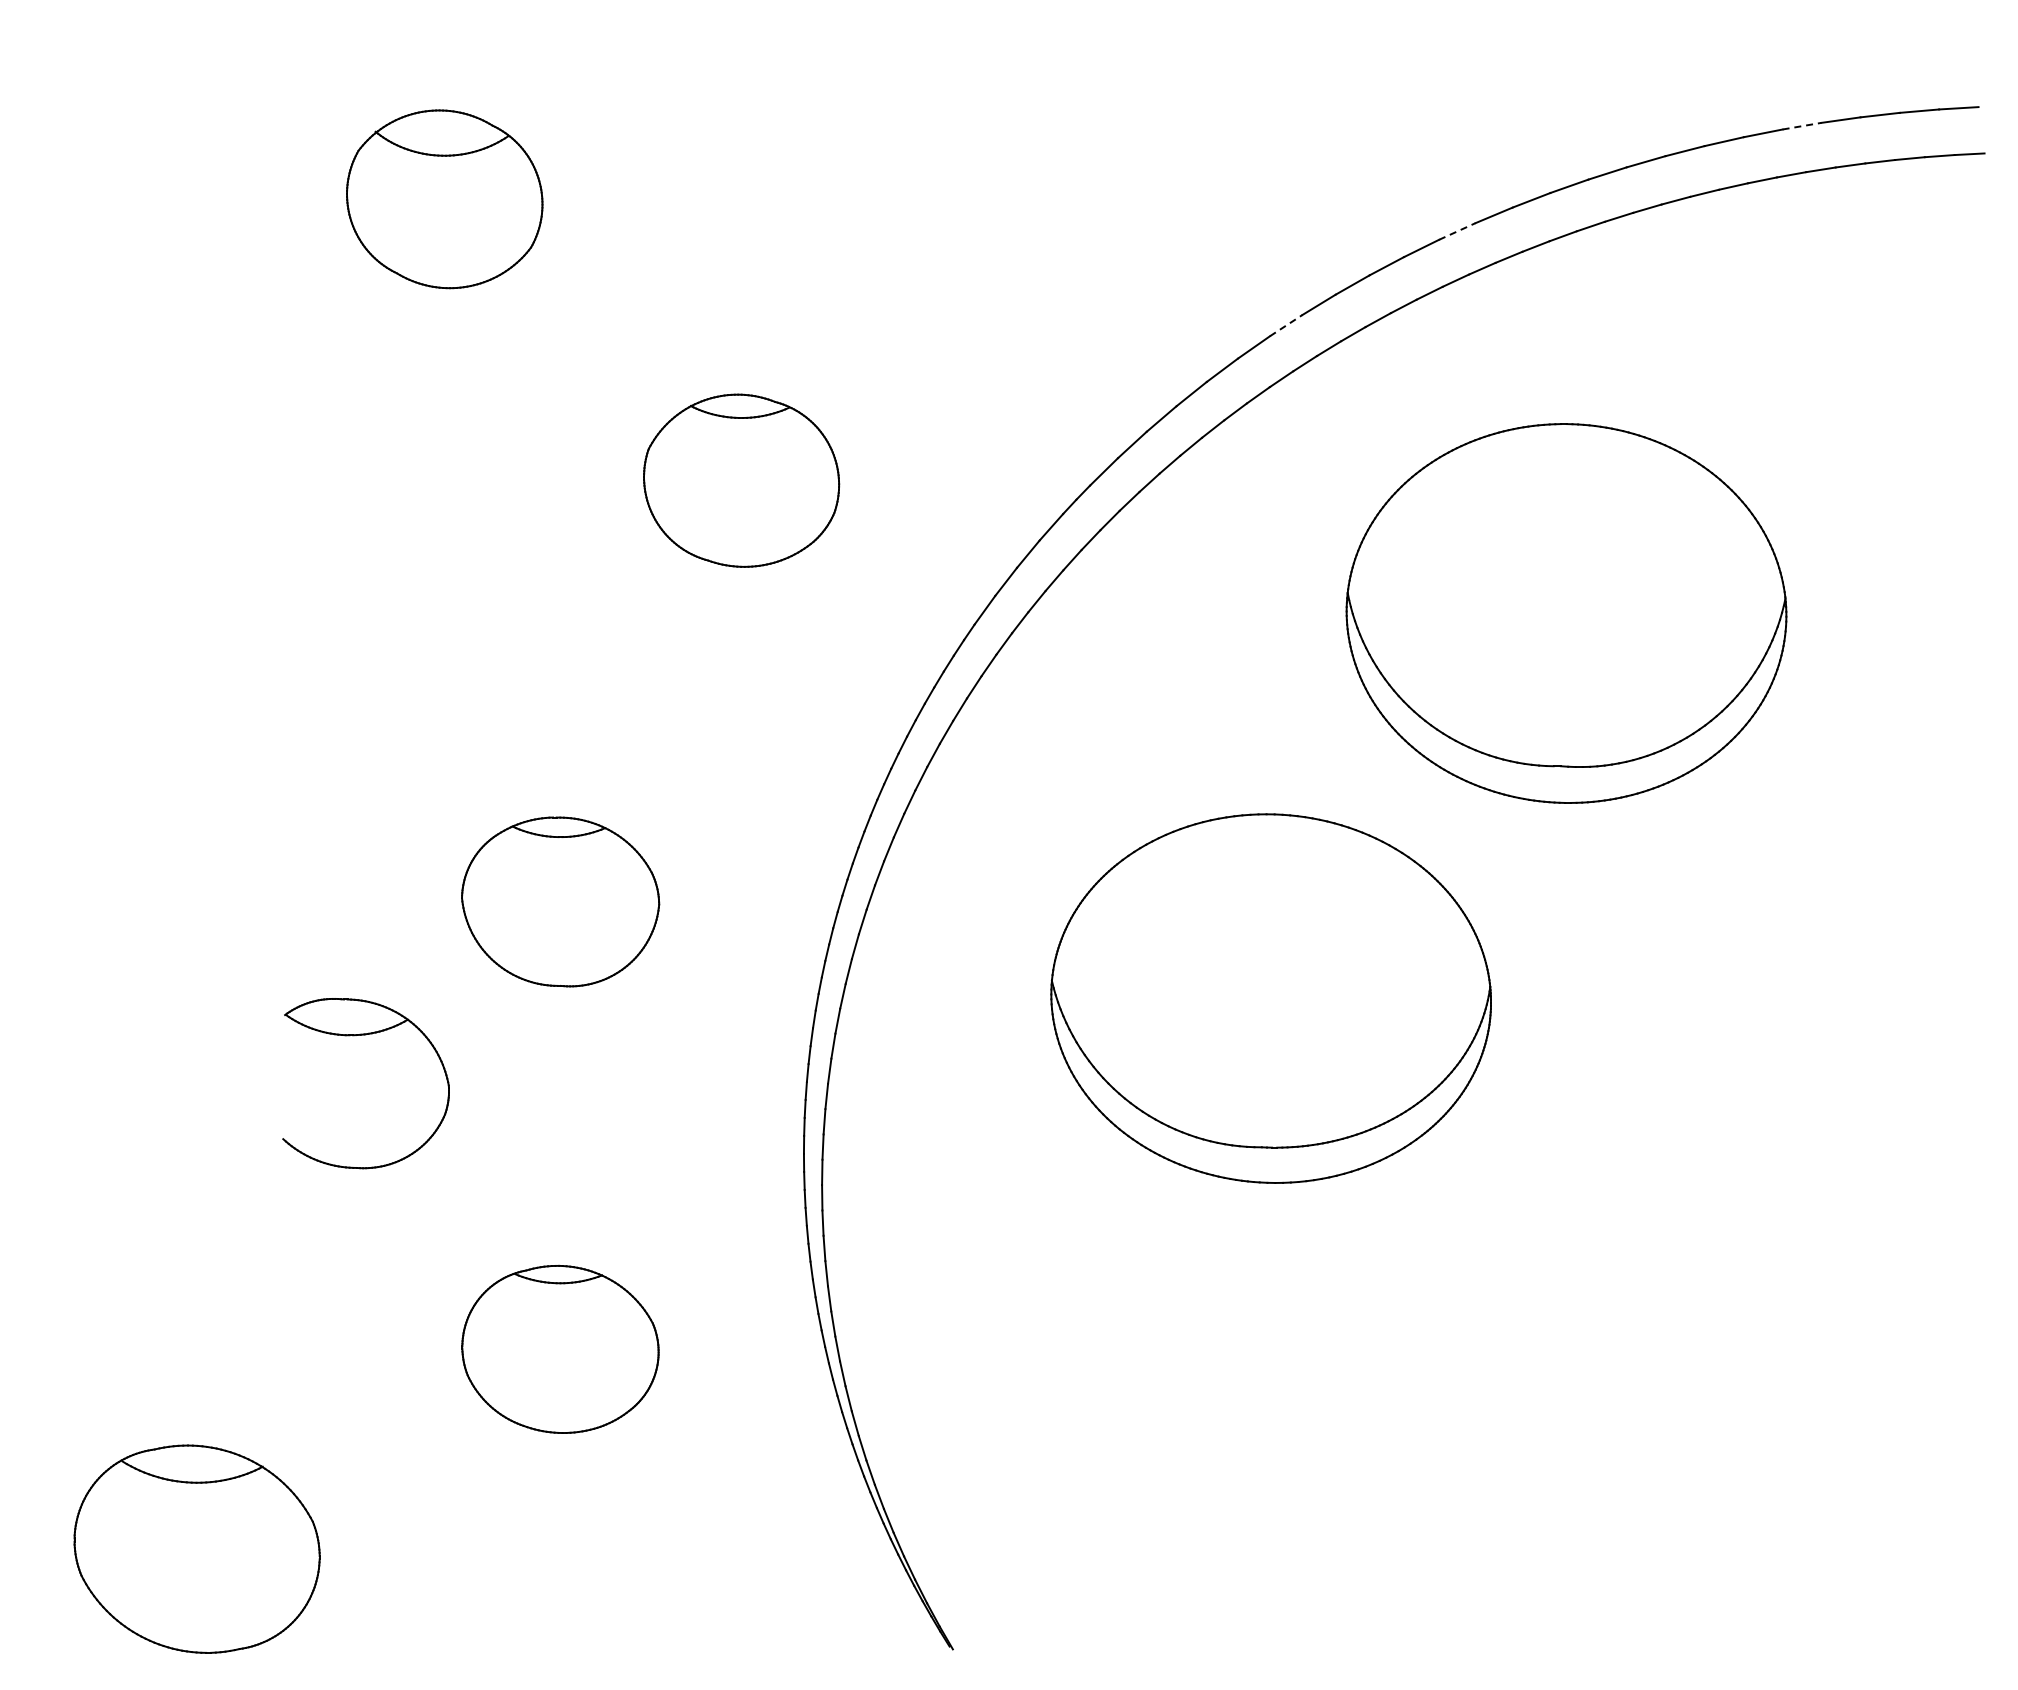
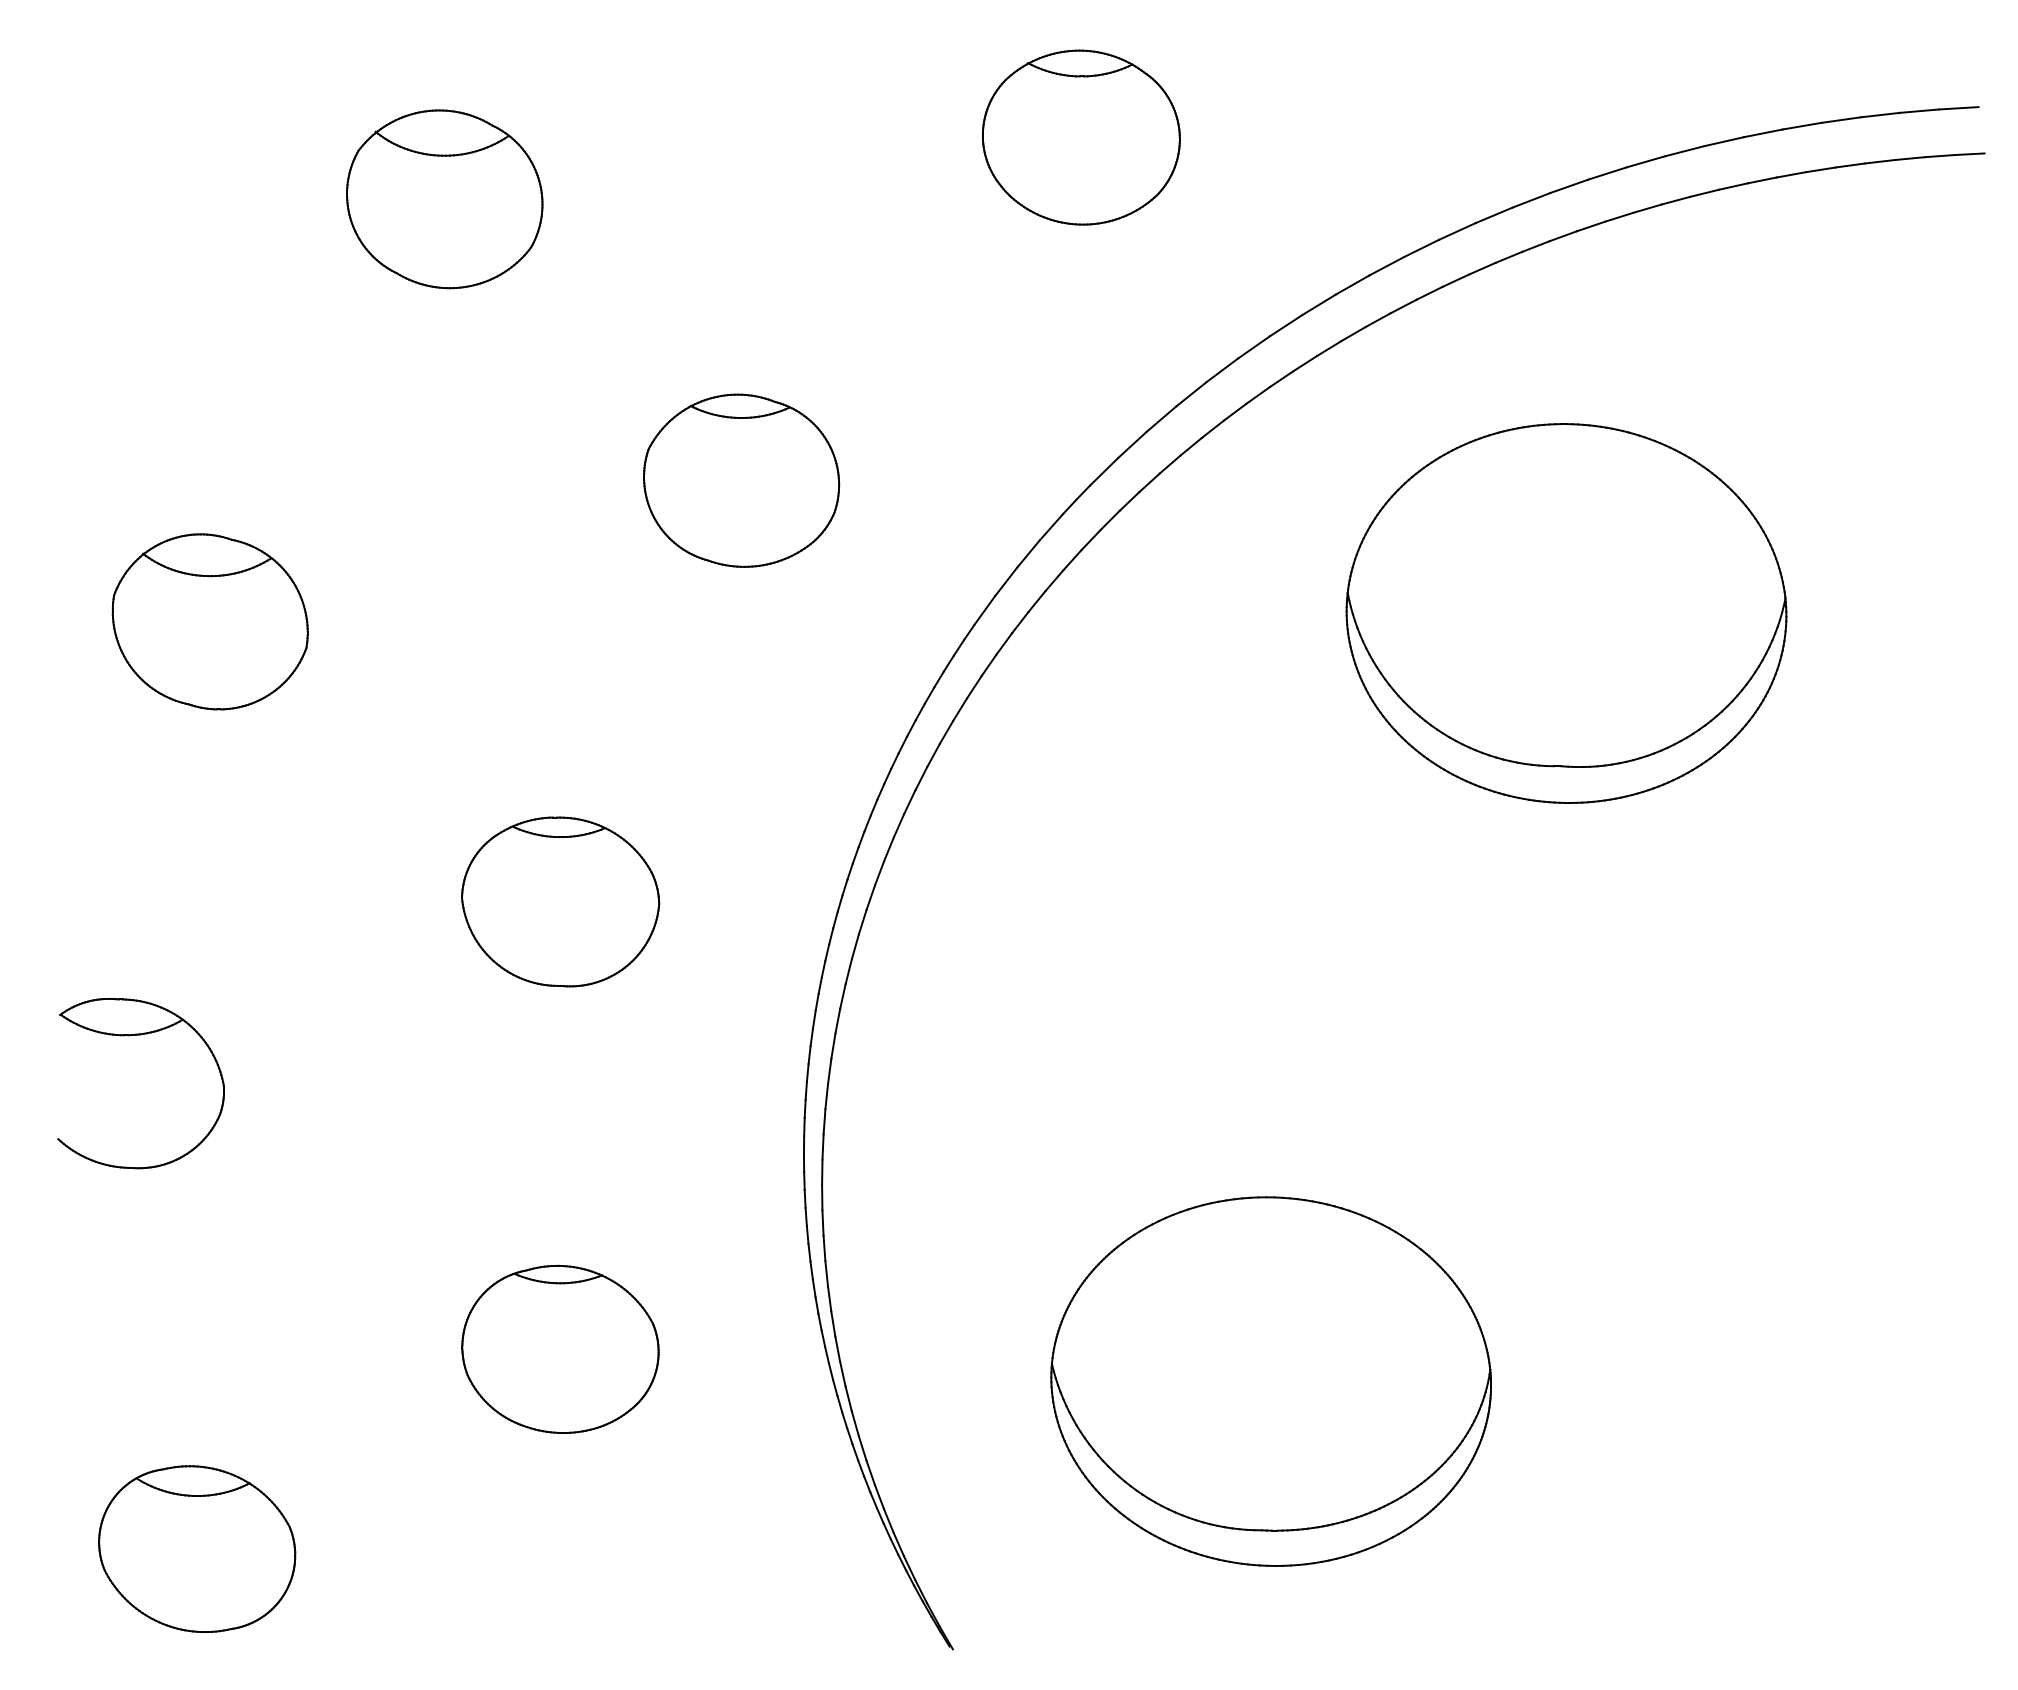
line: dashed -> solid (1802, 126)
part: none -> present (1081, 137)
line: dashed -> solid (1457, 231)
line: dashed -> solid (1286, 325)
part: none -> present (209, 621)
part position: (1270, 998) -> (1270, 1381) (1270, 1381)
part position: (365, 1035) -> (140, 1035) (140, 1035)
part size: 248x210 px -> 199x168 px (197, 1548)
